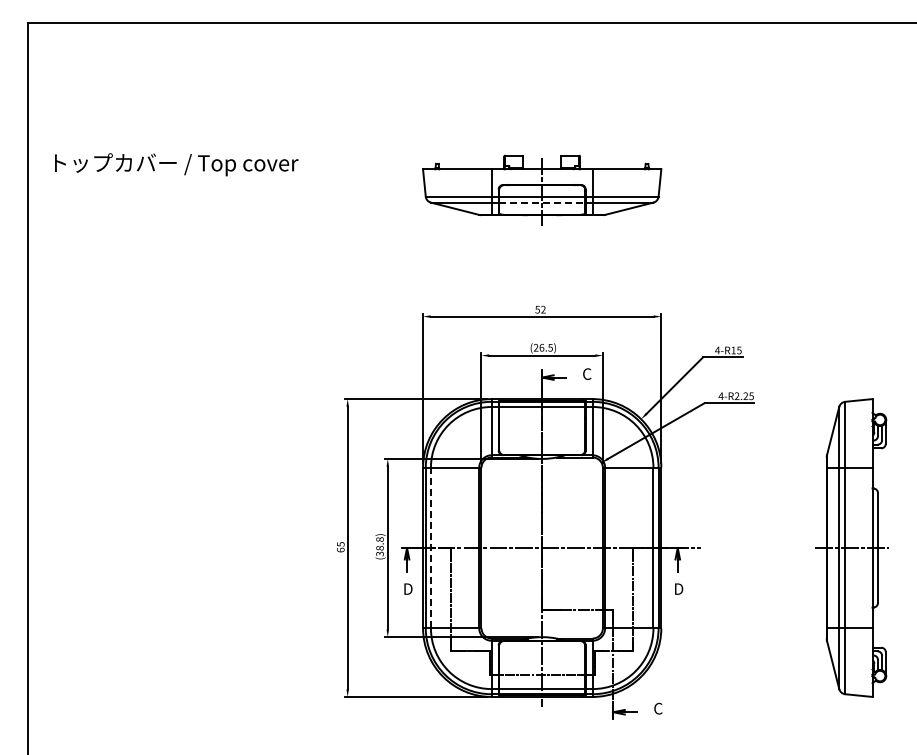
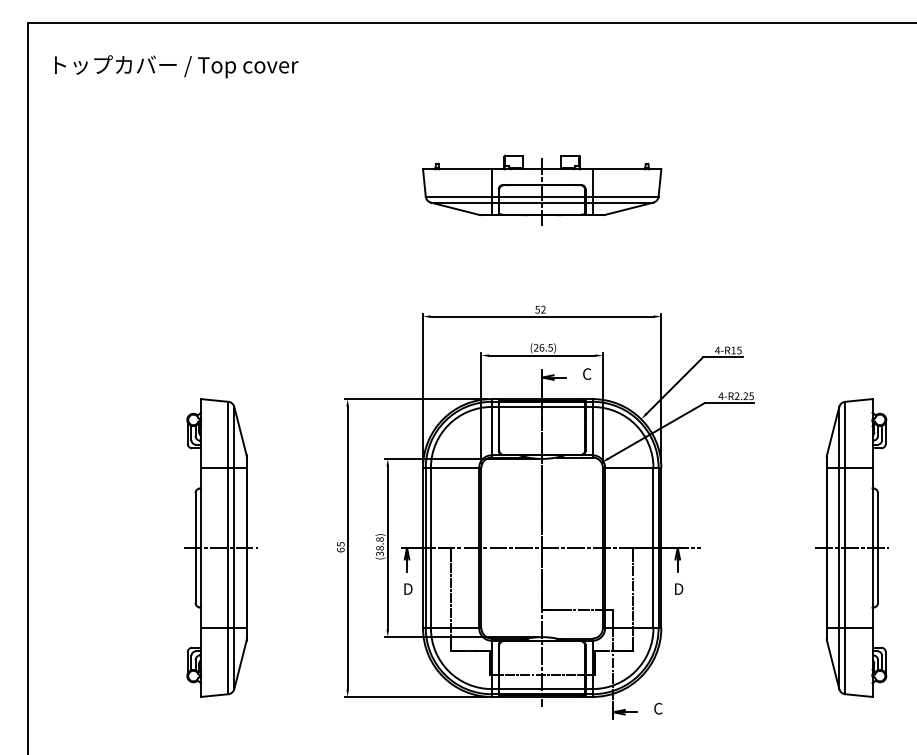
text position: (176, 164) -> (176, 66) (176, 66)
line: dashed -> solid (542, 202)
part: none -> present (220, 547)
line: dashed -> solid (430, 547)
